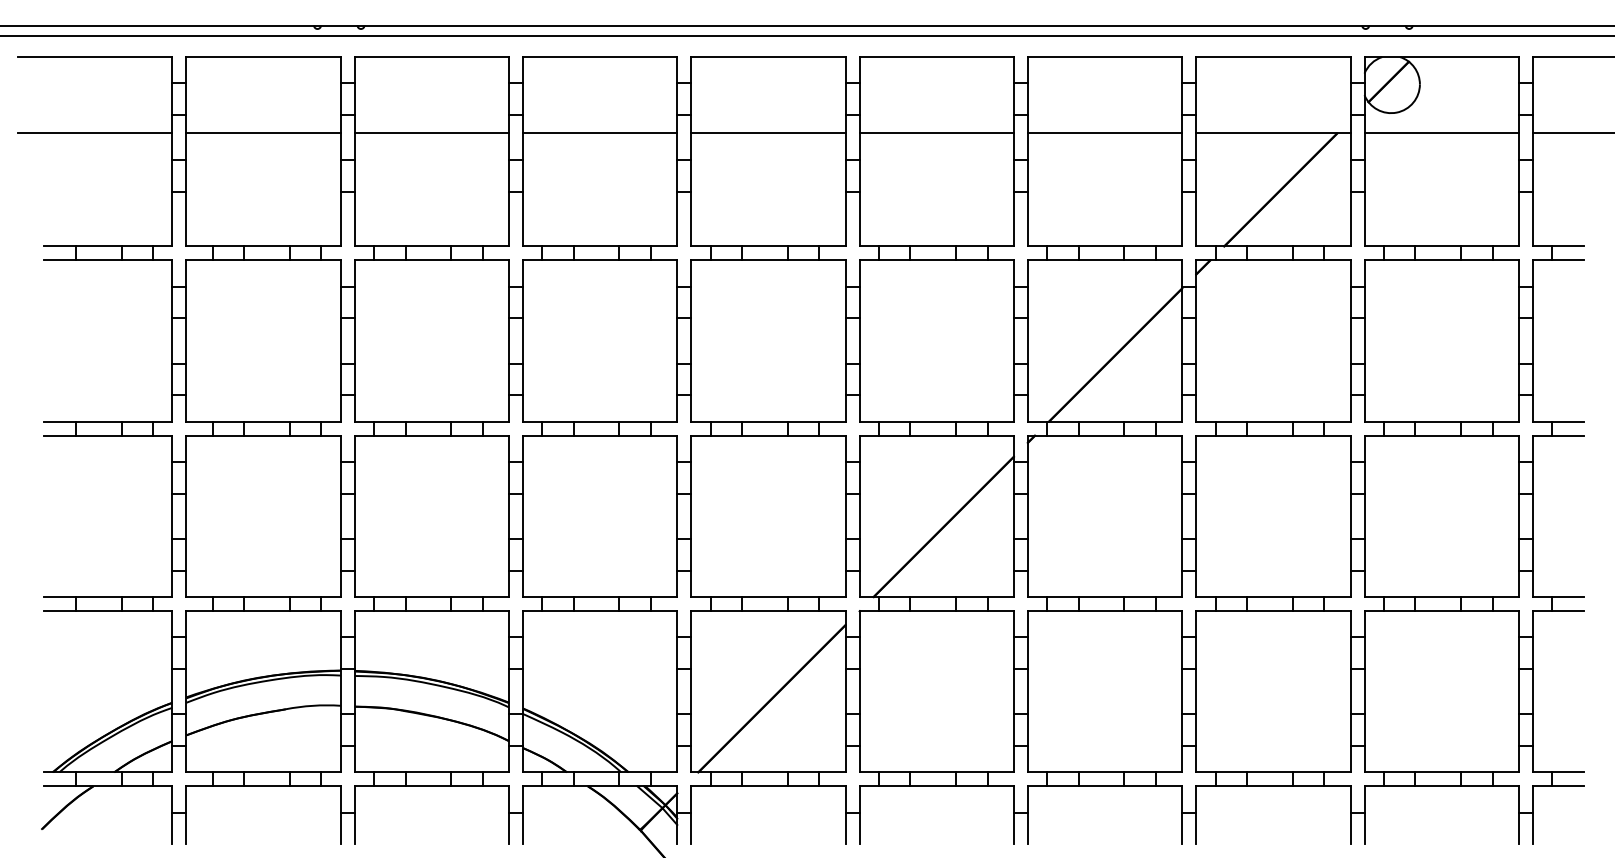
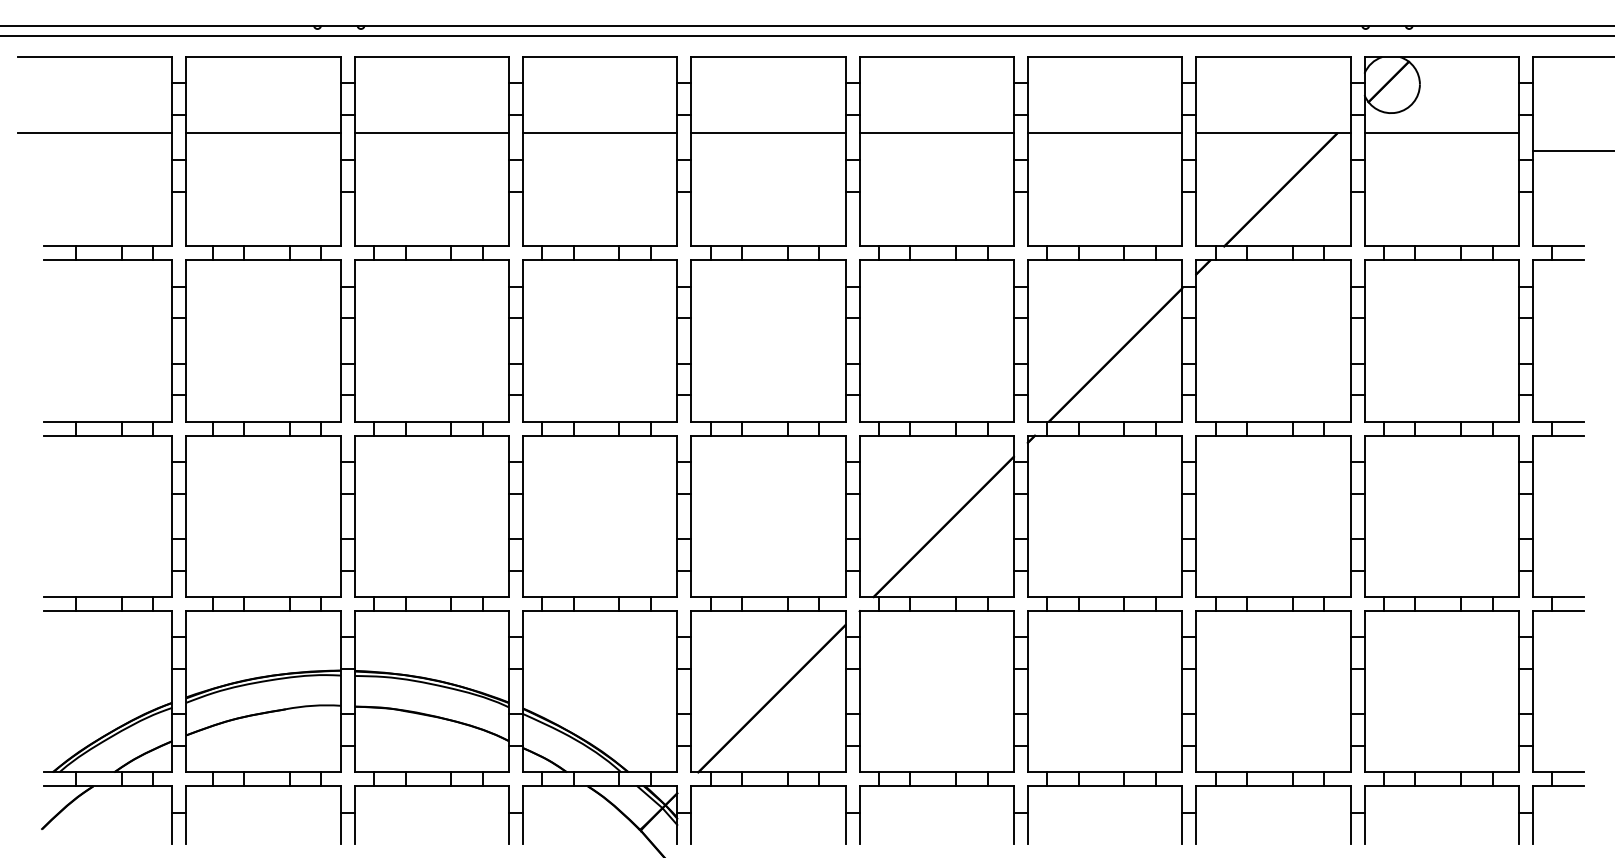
line position: (1571, 133) -> (1571, 151) (1571, 151)
